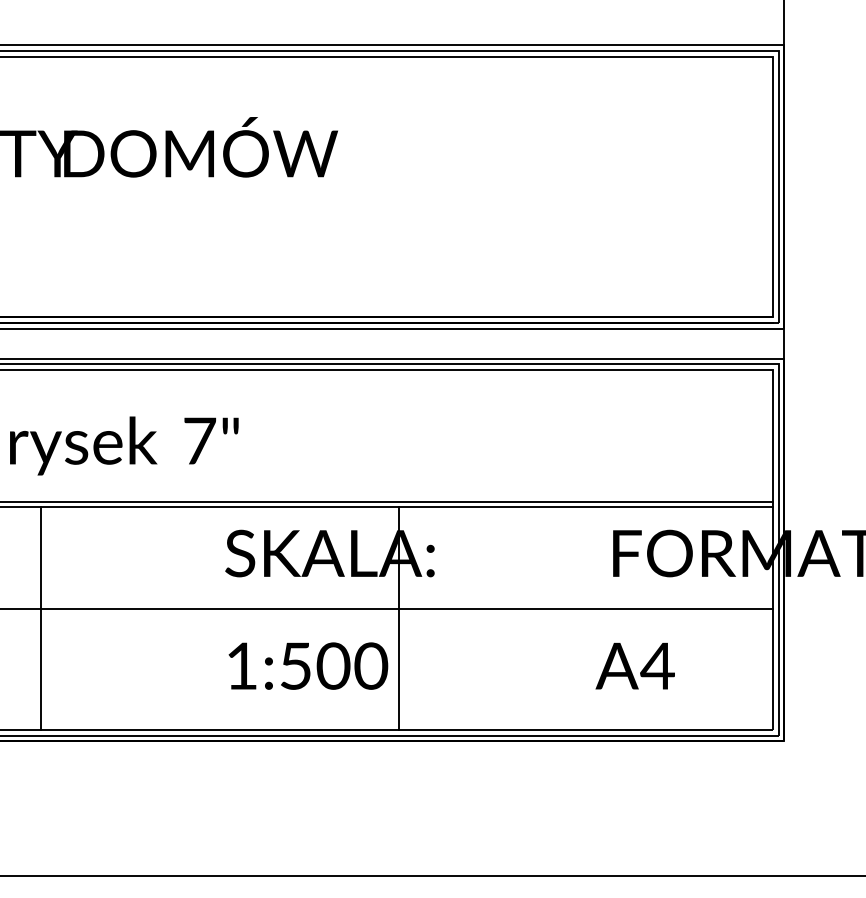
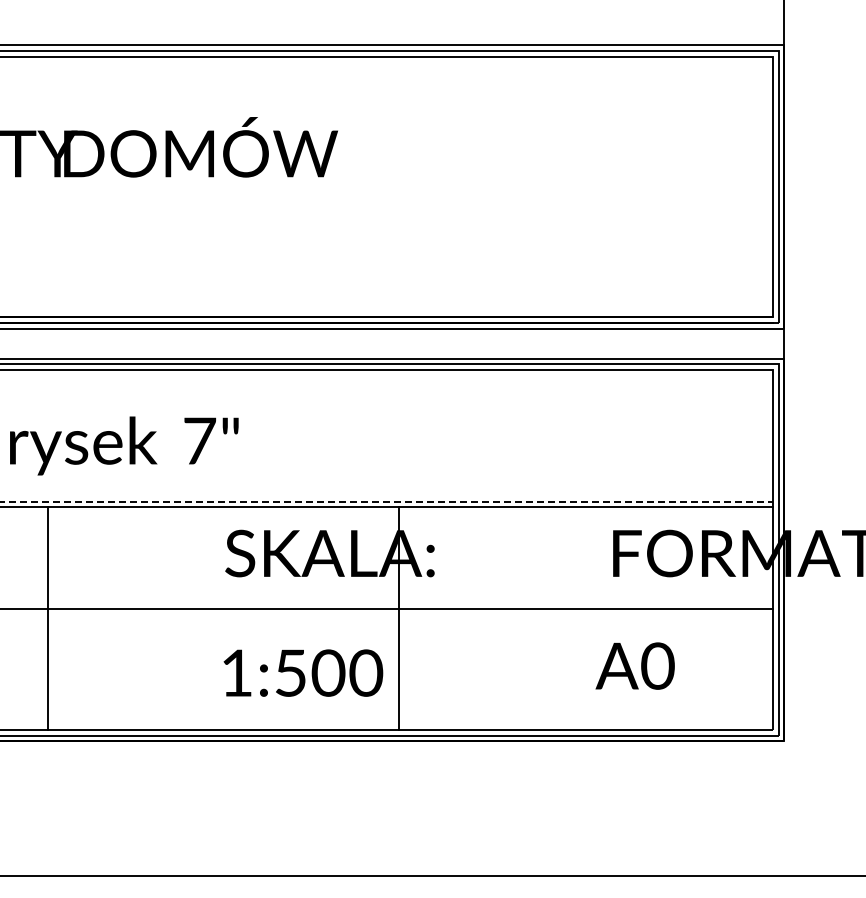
line: solid -> dashed (386, 501)
line position: (41, 618) -> (48, 618) (48, 618)
text position: (308, 665) -> (303, 672) (303, 672)
text: A4 -> A0 (657, 665)
